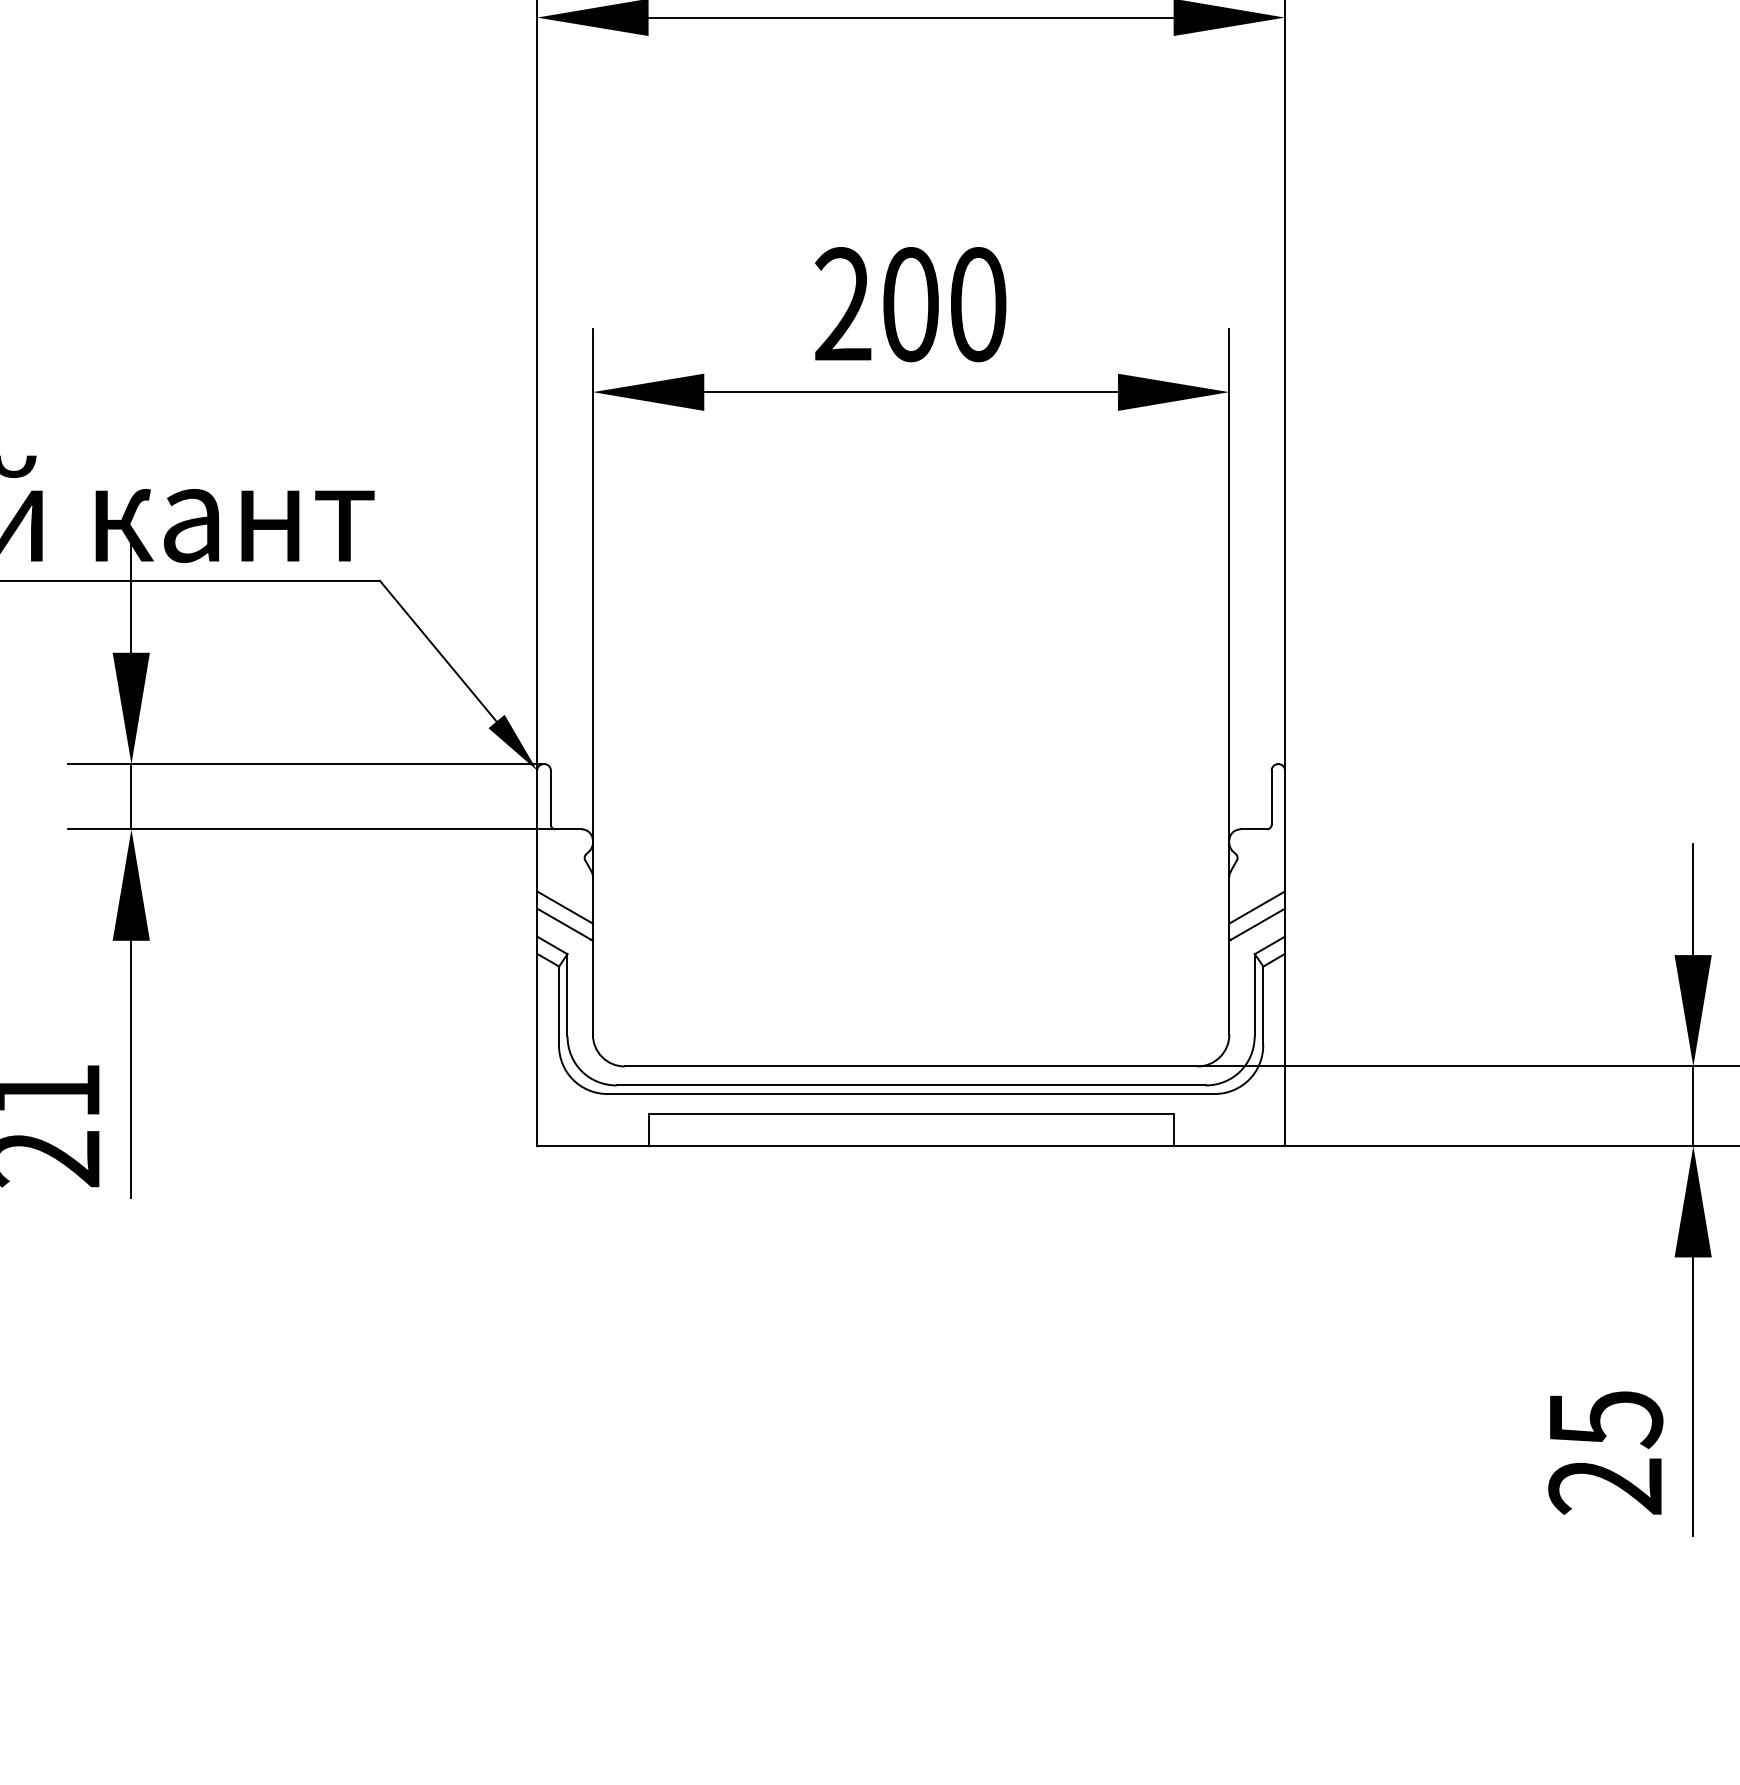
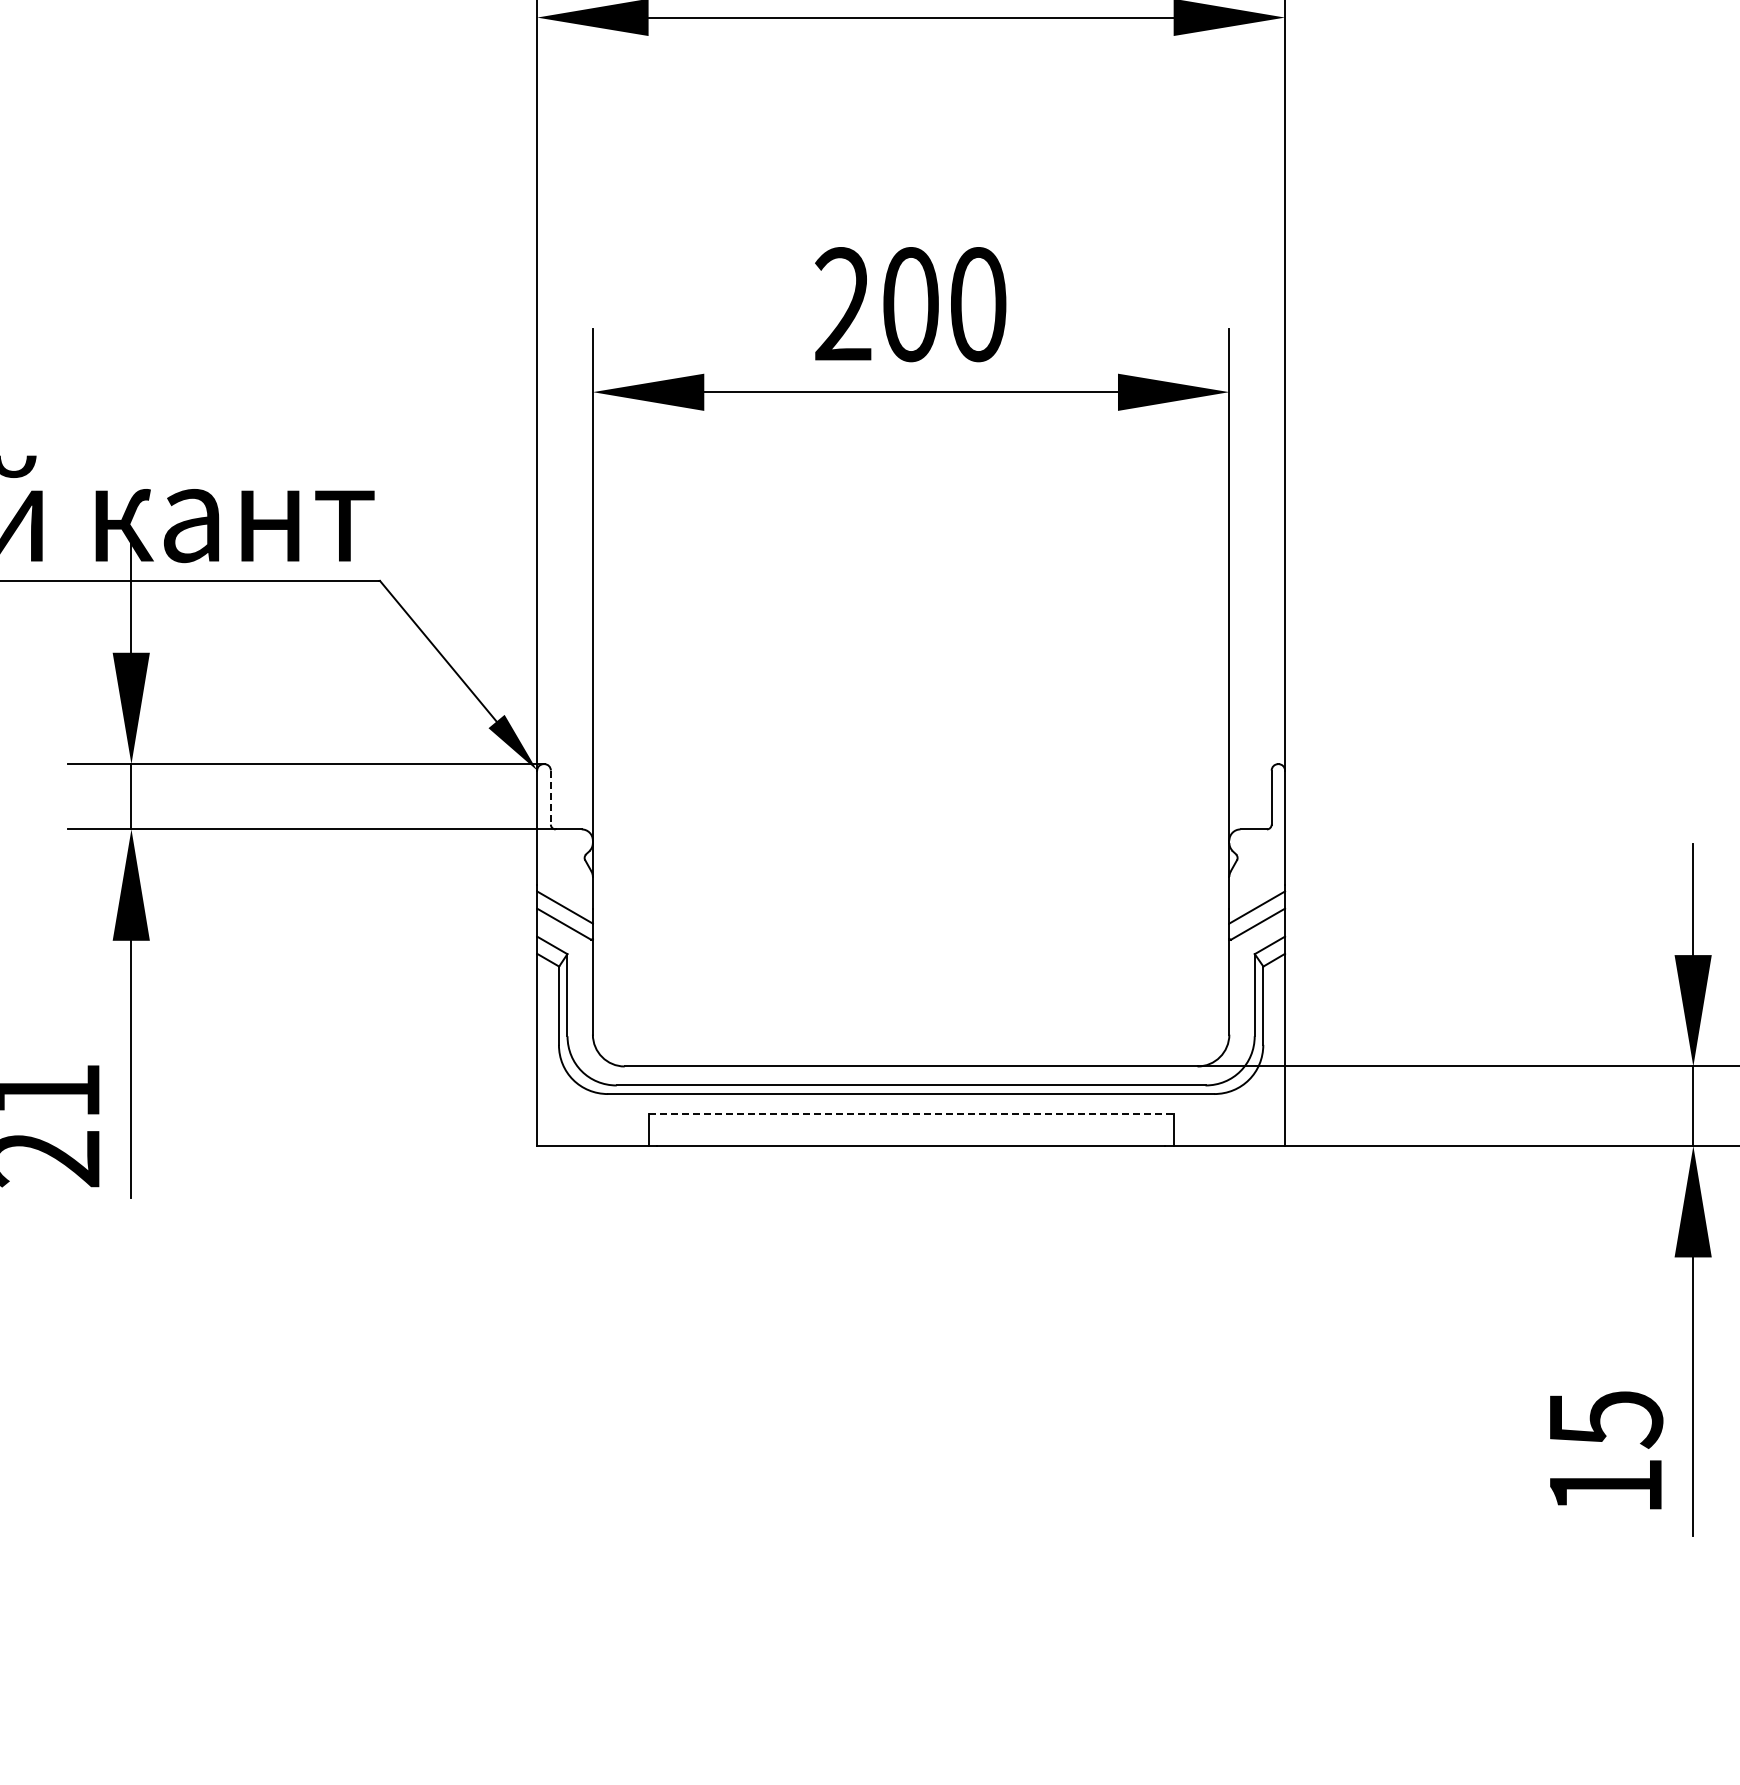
line: solid -> dashed (550, 798)
line: solid -> dashed (911, 1114)
text: 25 -> 15 (1604, 1486)
